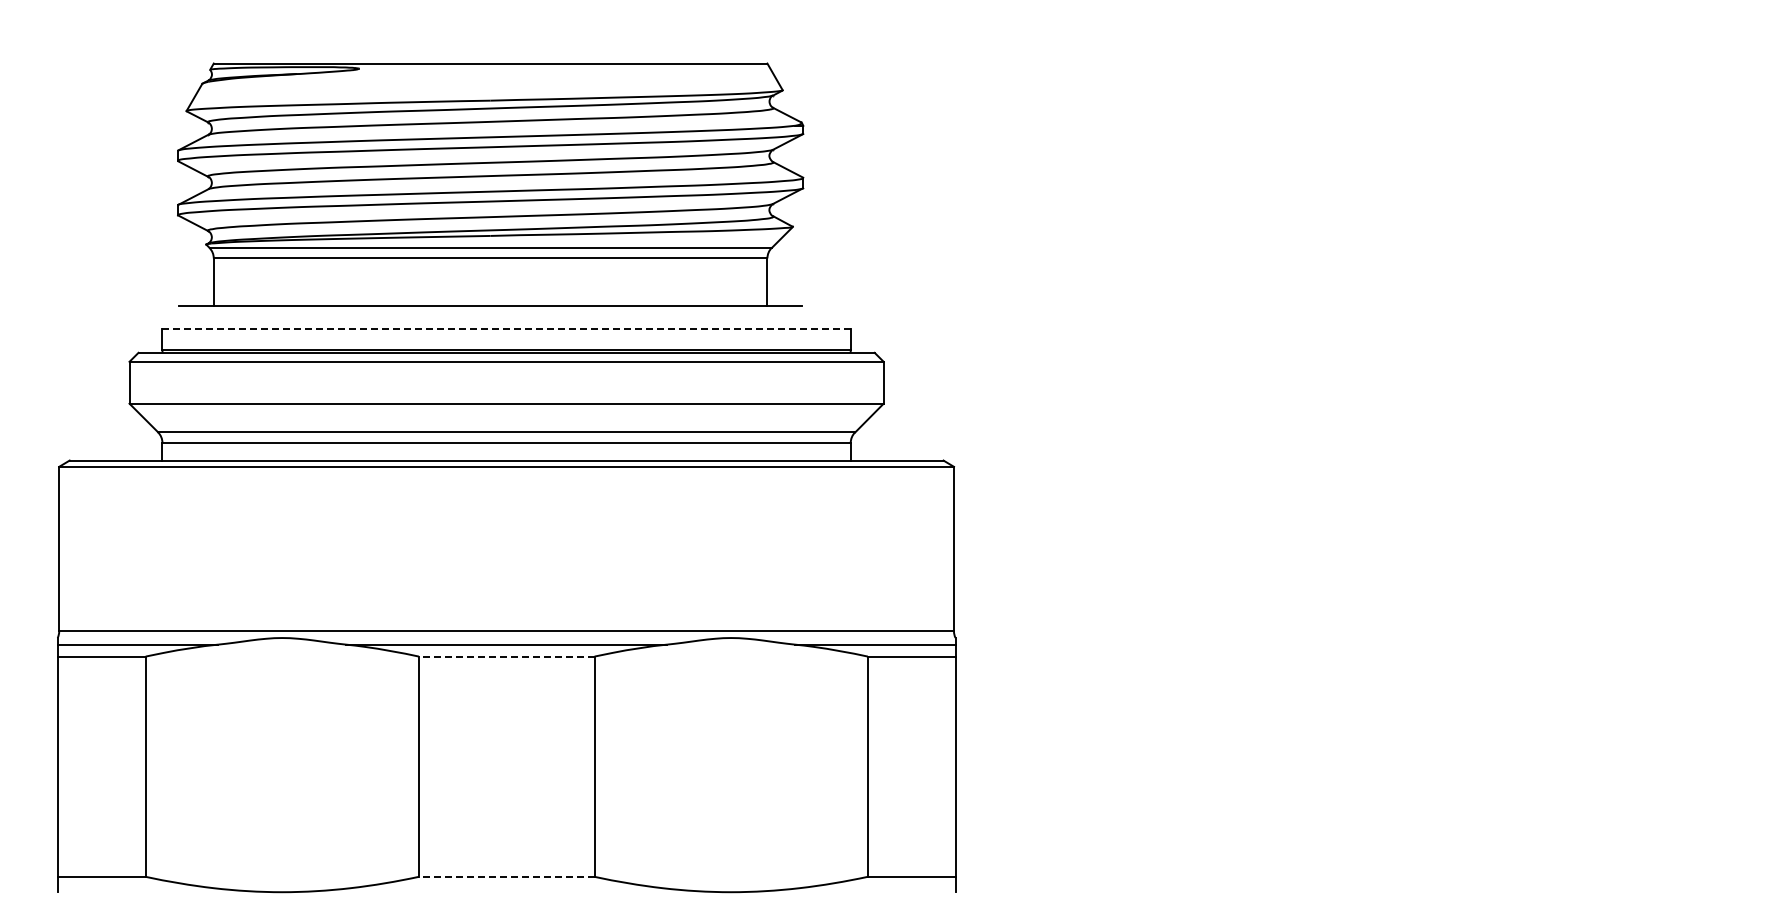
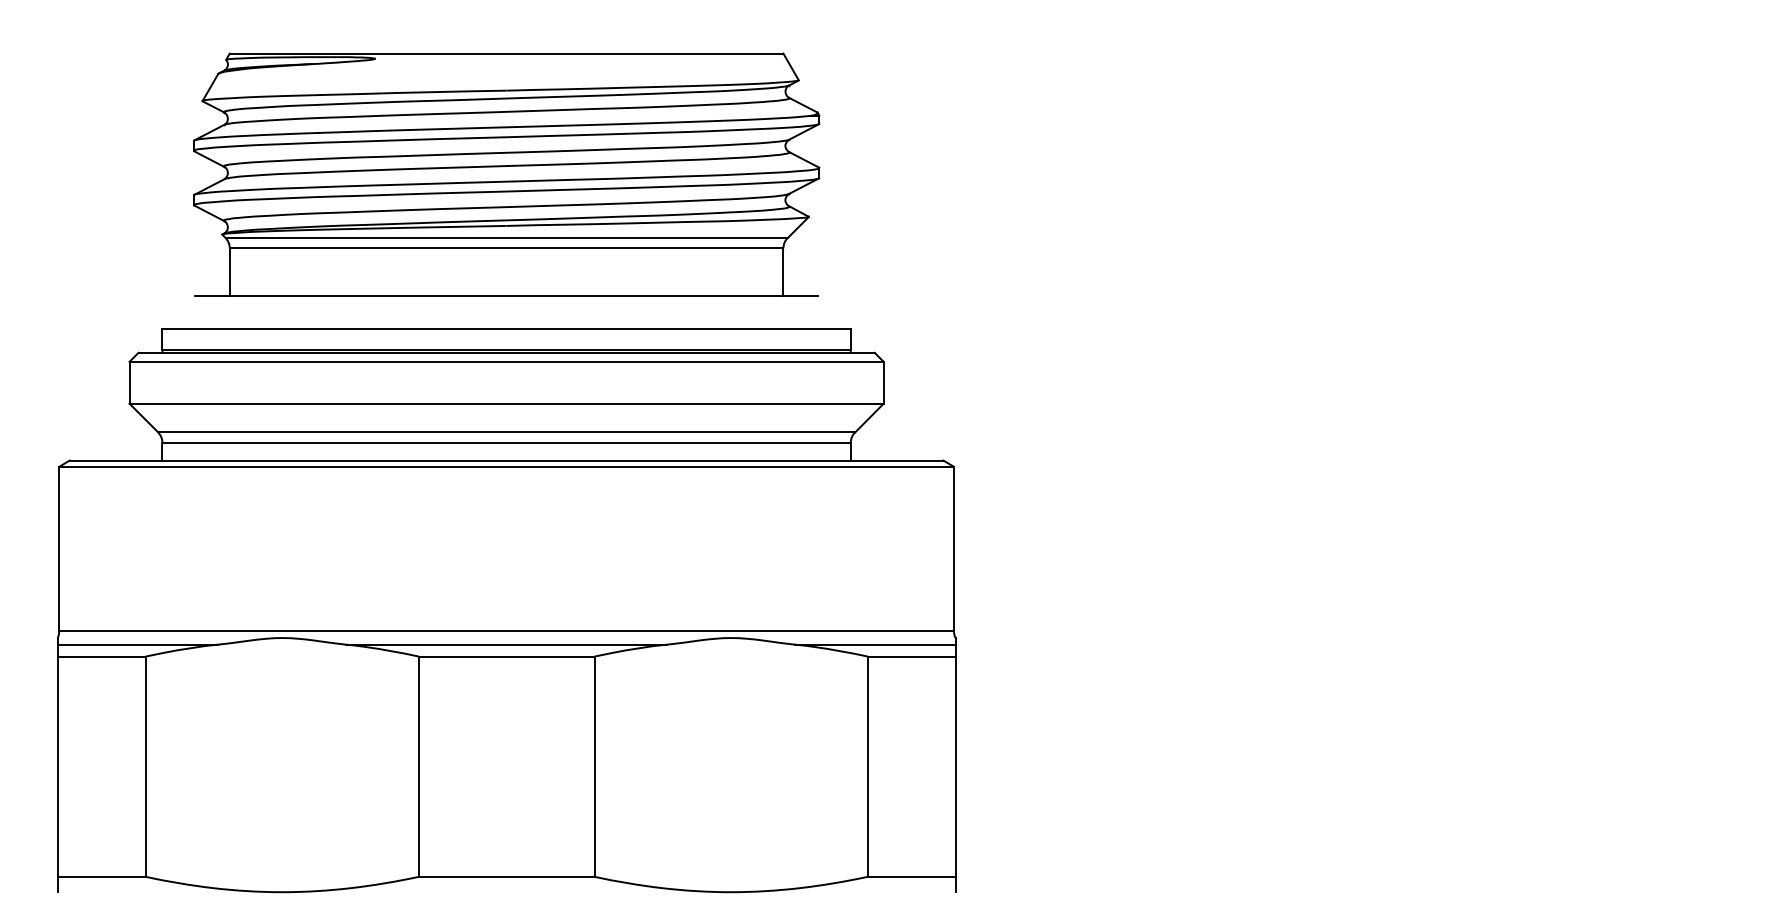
part position: (490, 184) -> (506, 174) (506, 174)
line: dashed -> solid (507, 328)
line: dashed -> solid (506, 656)
line: dashed -> solid (506, 876)
